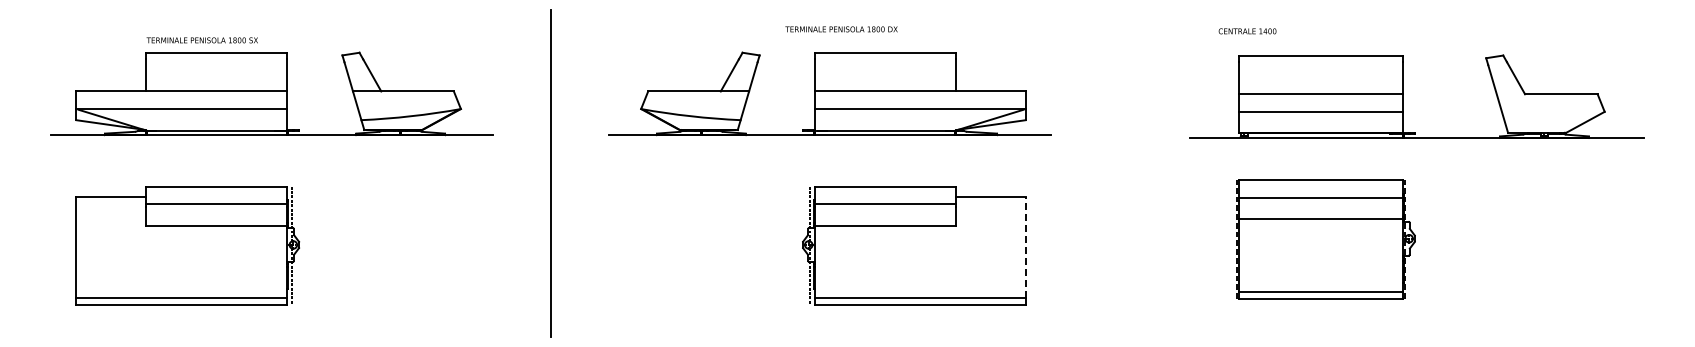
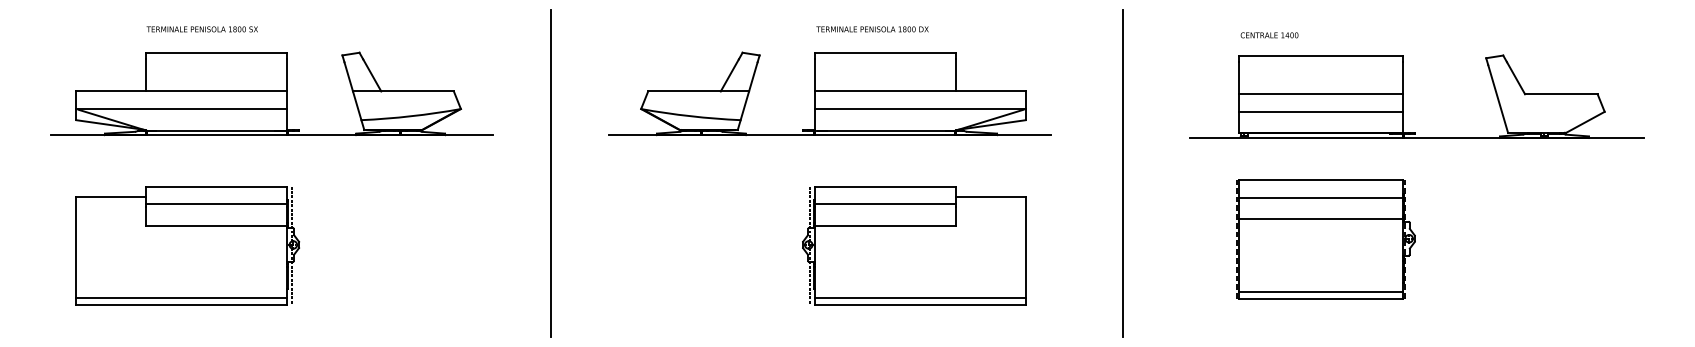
text position: (841, 29) -> (872, 29) (872, 29)
text position: (1247, 31) -> (1269, 35) (1269, 35)
text position: (201, 40) -> (201, 29) (201, 29)
line: none -> present (1123, 173)
line: dashed -> solid (1025, 247)
